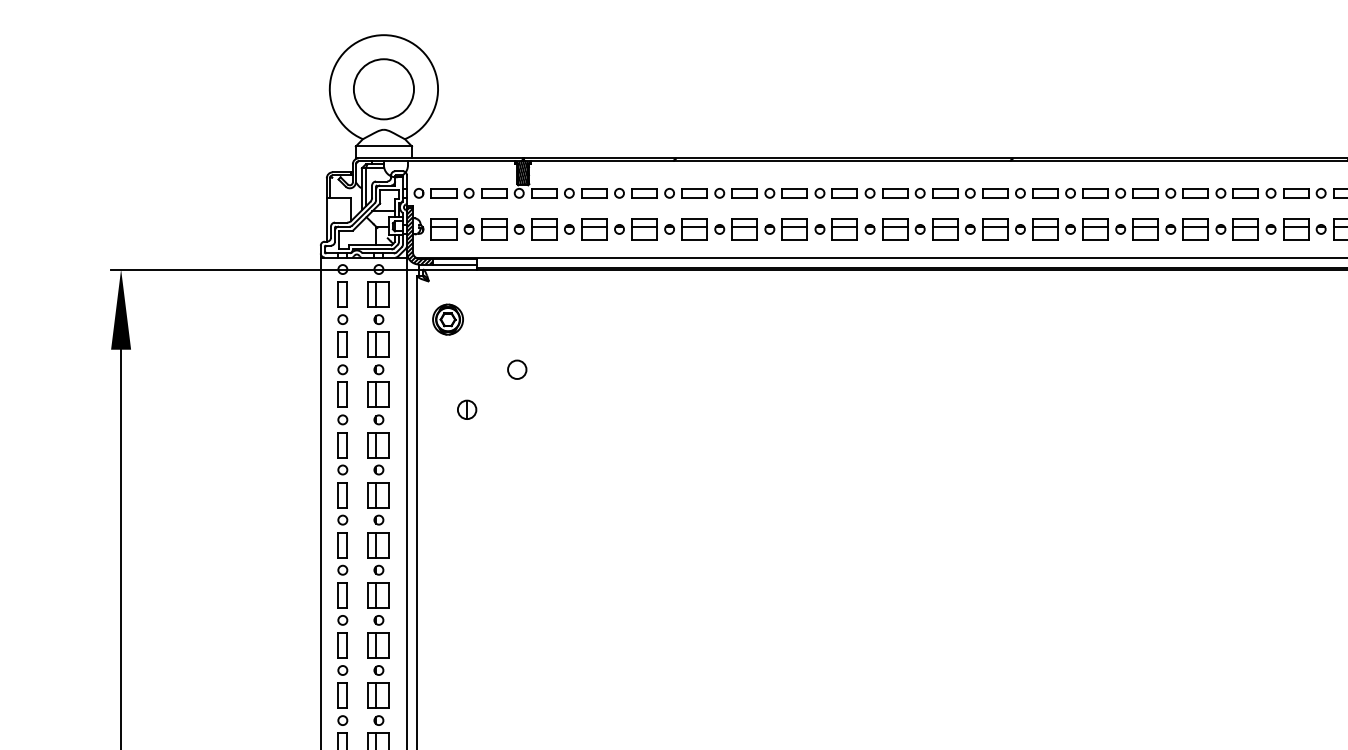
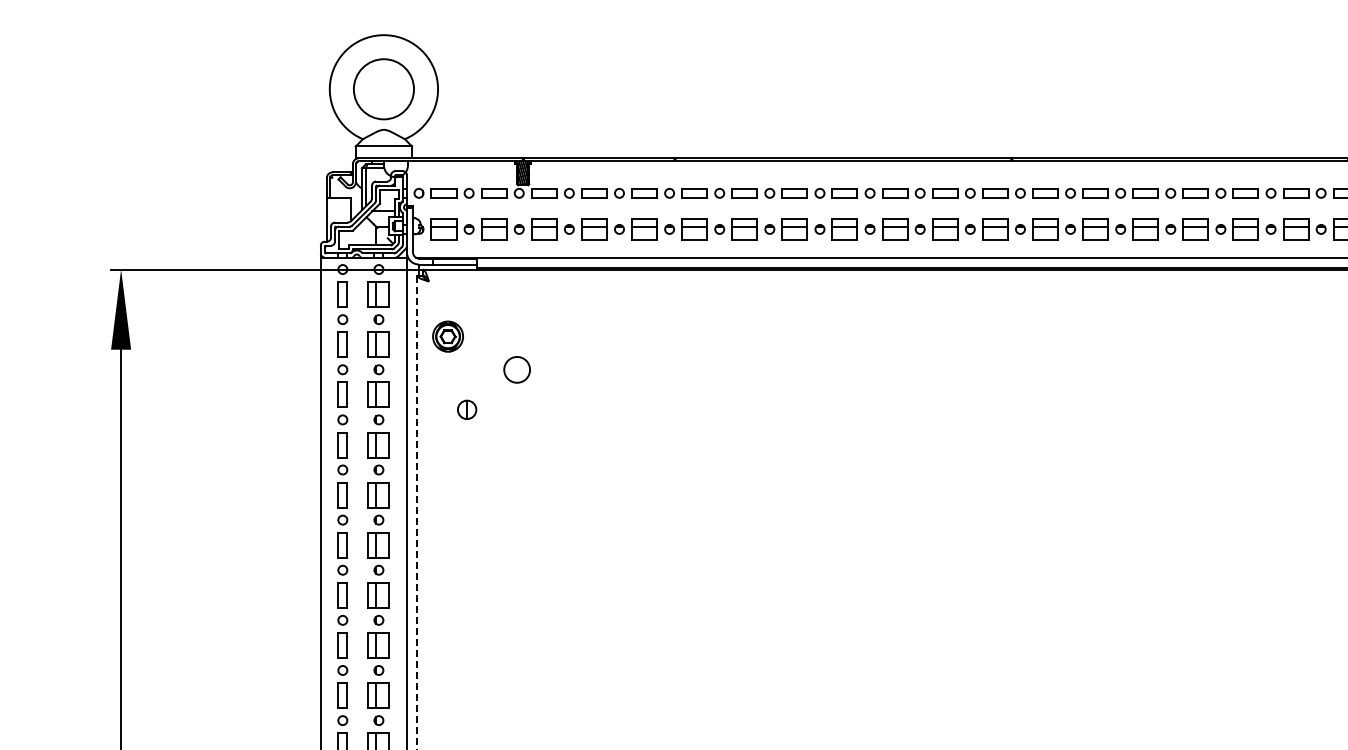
hatch: present -> none (419, 235)
part position: (447, 319) -> (447, 336) (447, 336)
circle size: 21x21 px -> 28x28 px (516, 369)
line: solid -> dashed (417, 512)
